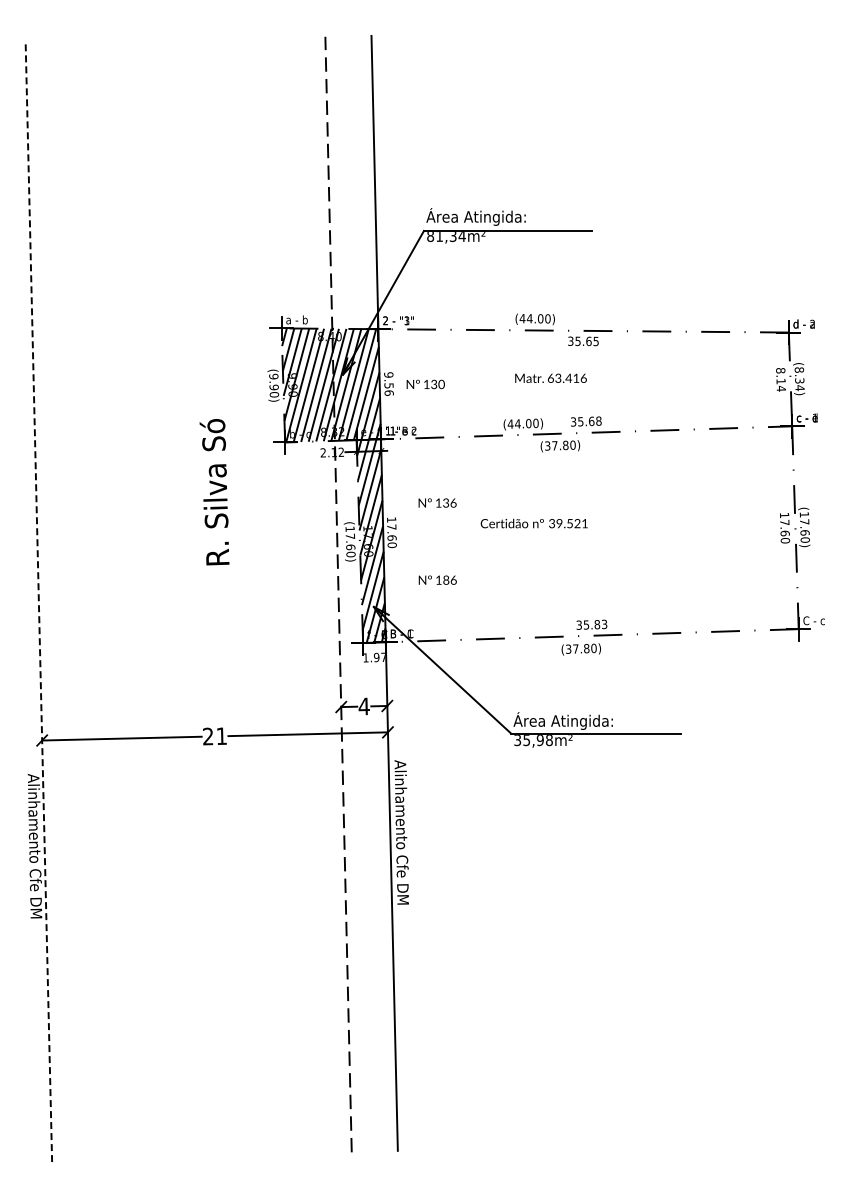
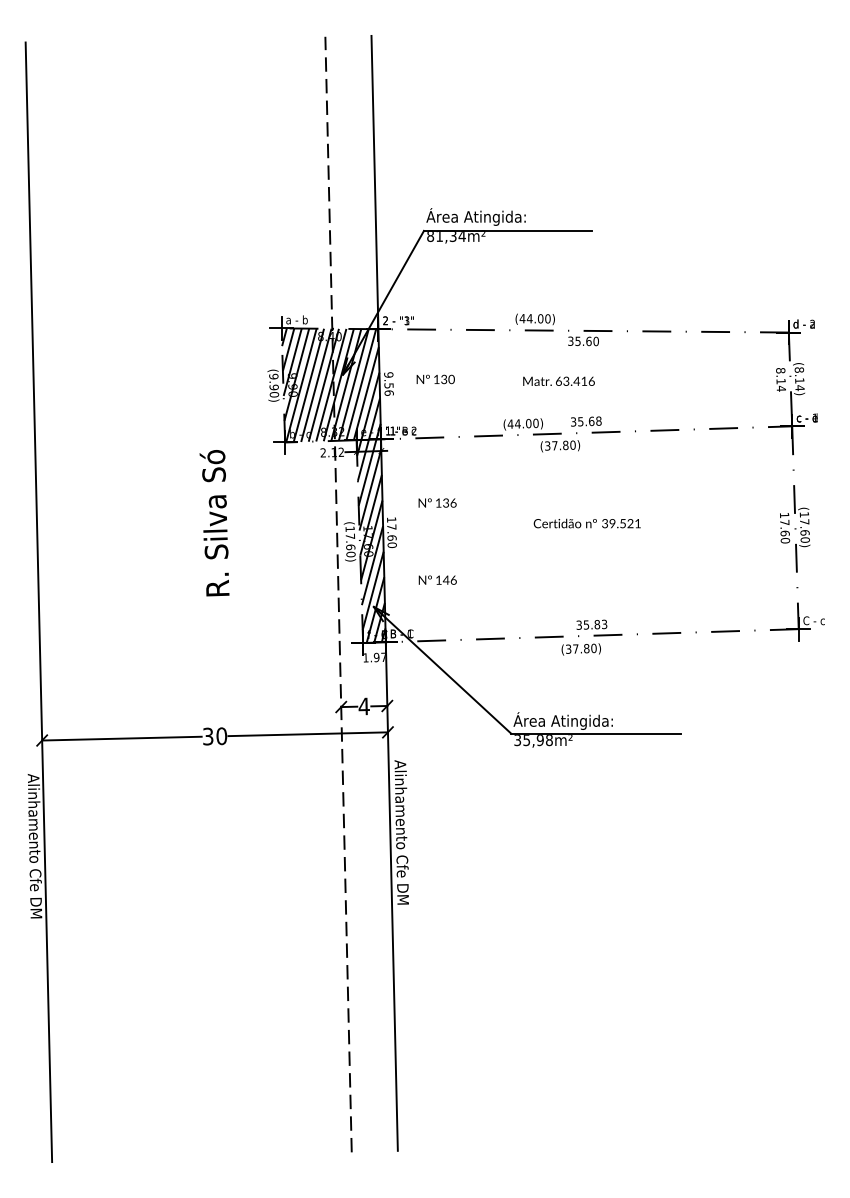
text: 35.65 -> 35.60 (595, 341)
text position: (550, 377) -> (558, 380) (558, 380)
text: (8.34) -> (8.14) (799, 380)
text position: (425, 384) -> (435, 379) (435, 379)
text position: (214, 492) -> (214, 523) (214, 523)
text position: (533, 523) -> (586, 523) (586, 523)
text: 186 -> 146 (445, 579)
line: dashed -> solid (38, 602)
text: 21 -> 30 (215, 736)
